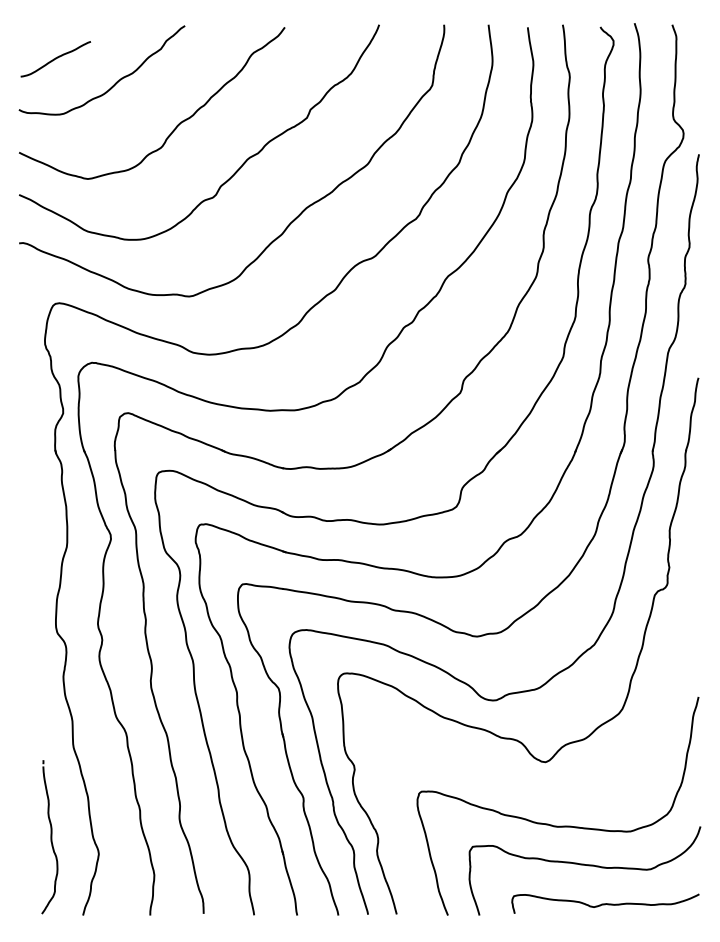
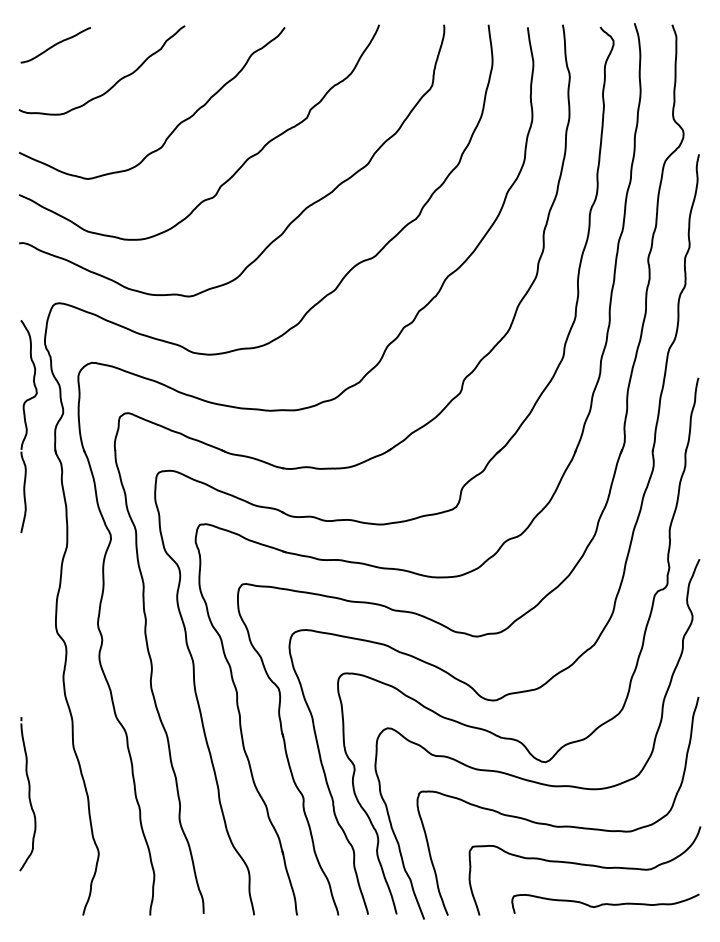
curve position: (55, 59) -> (55, 45) (55, 45)
part: none -> present (28, 426)
curve: none -> present (529, 779)
part position: (49, 837) -> (27, 794) (27, 794)
